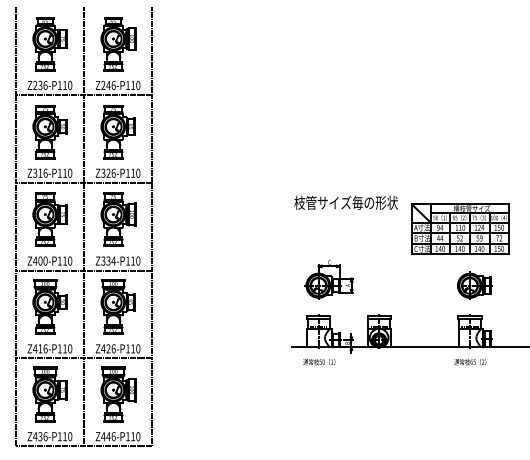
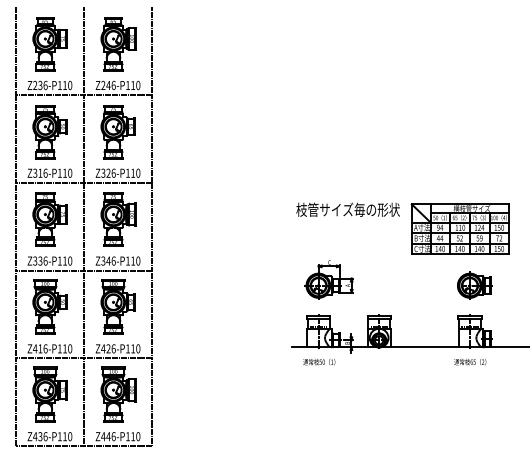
text position: (345, 202) -> (347, 209) (347, 209)
text: Z400-P110 -> Z336-P110 (40, 260)
text: Z334-P110 -> Z346-P110 (110, 260)
